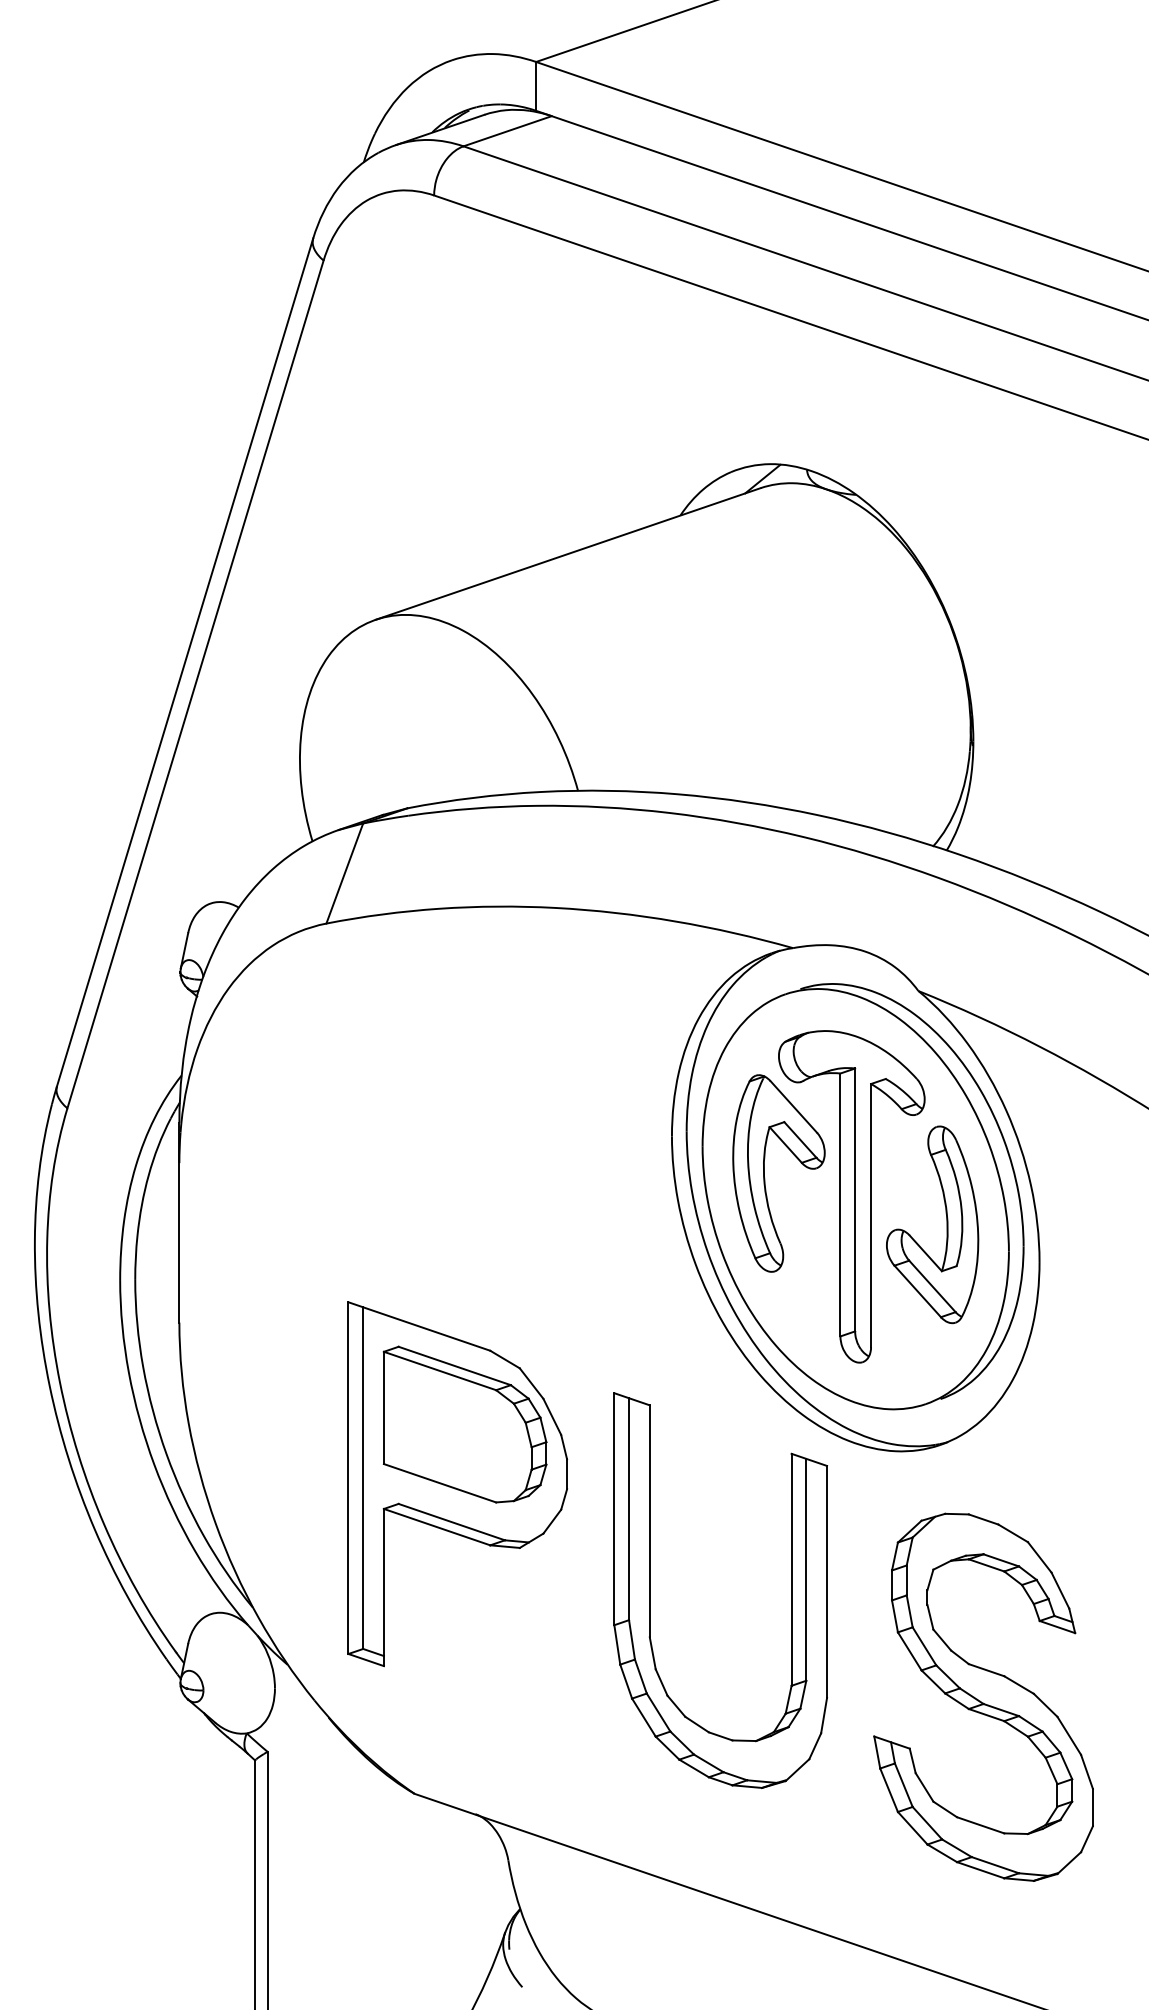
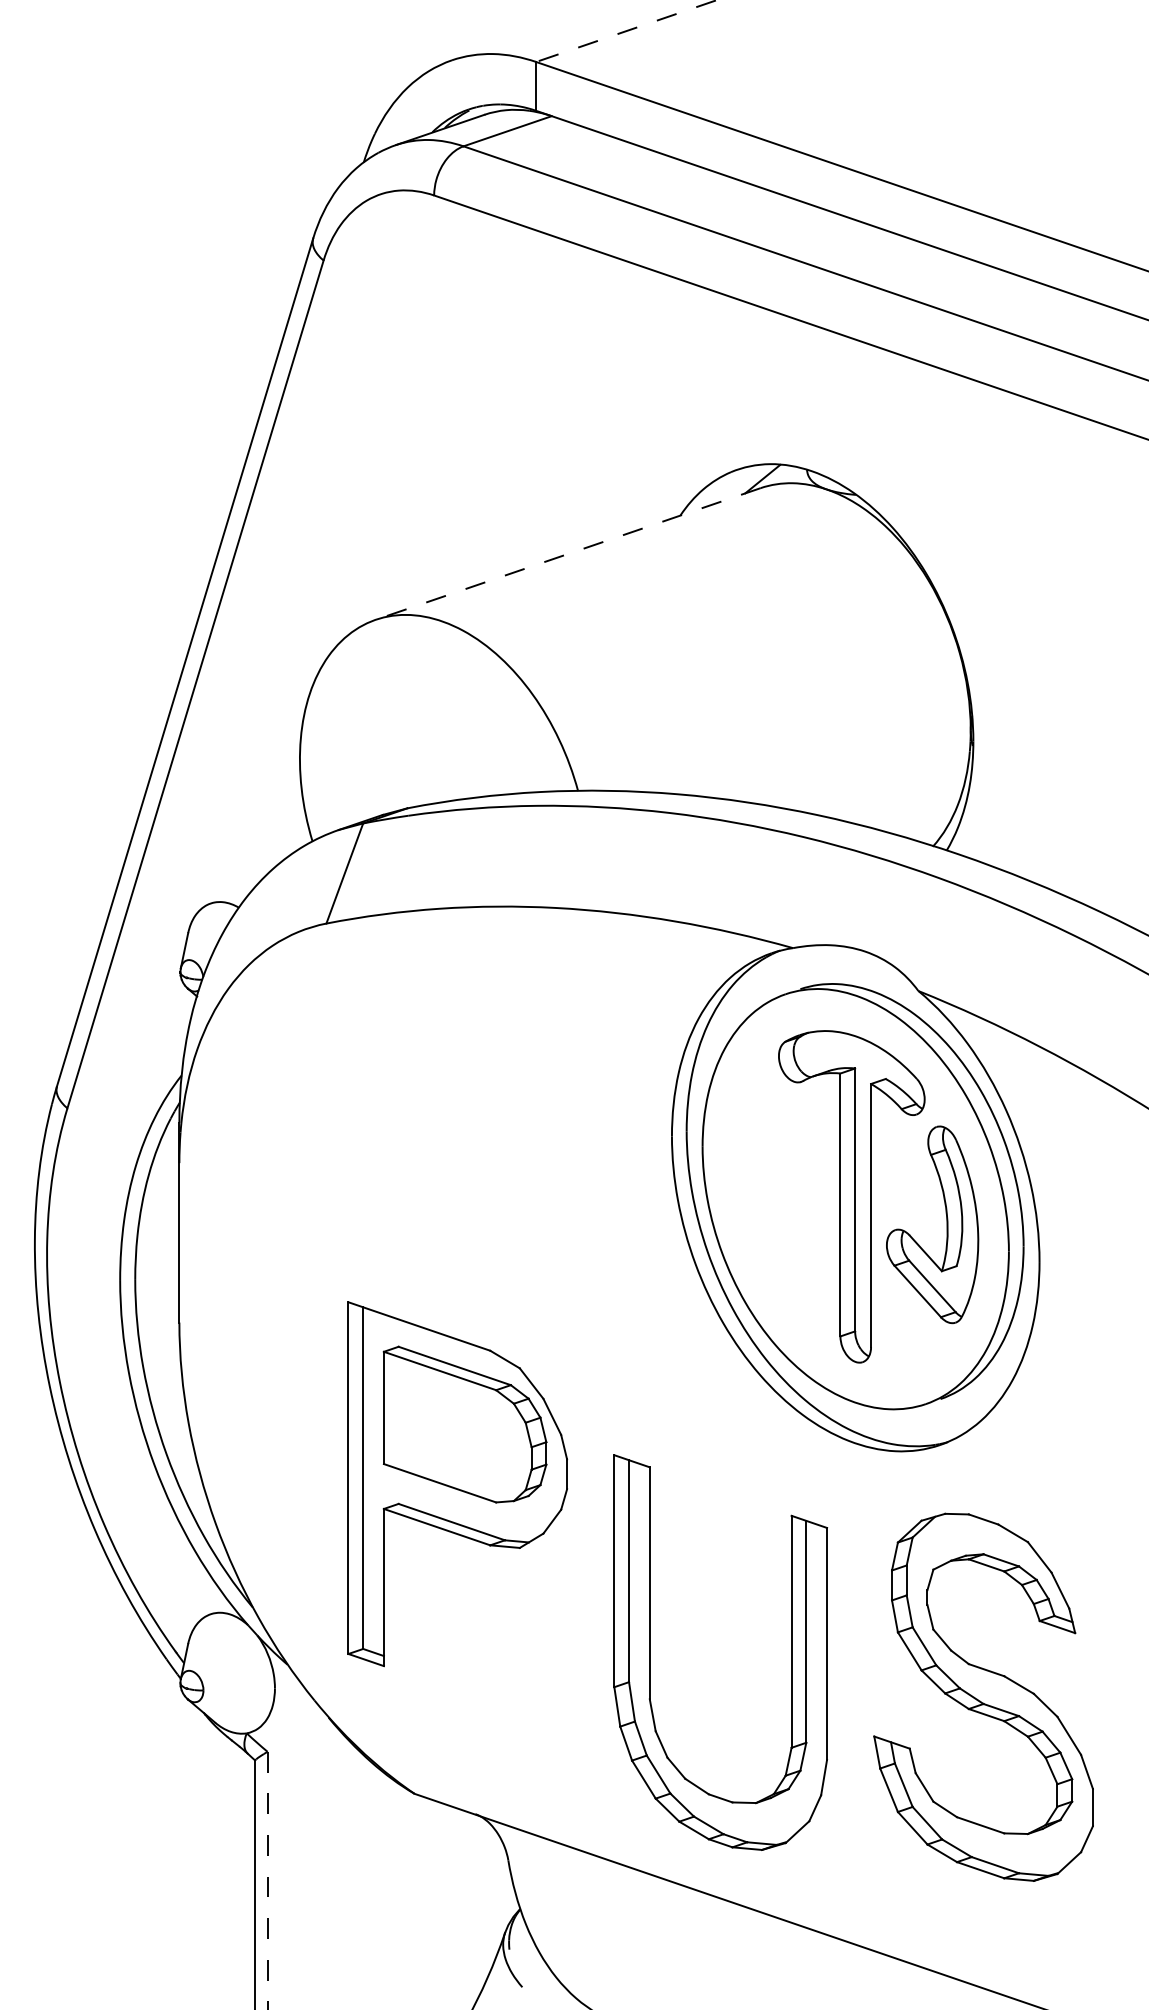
line: solid -> dashed (626, 31)
line: solid -> dashed (567, 554)
part: present -> none (765, 1178)
part position: (650, 1590) -> (650, 1652) (650, 1652)
line: solid -> dashed (267, 1880)
